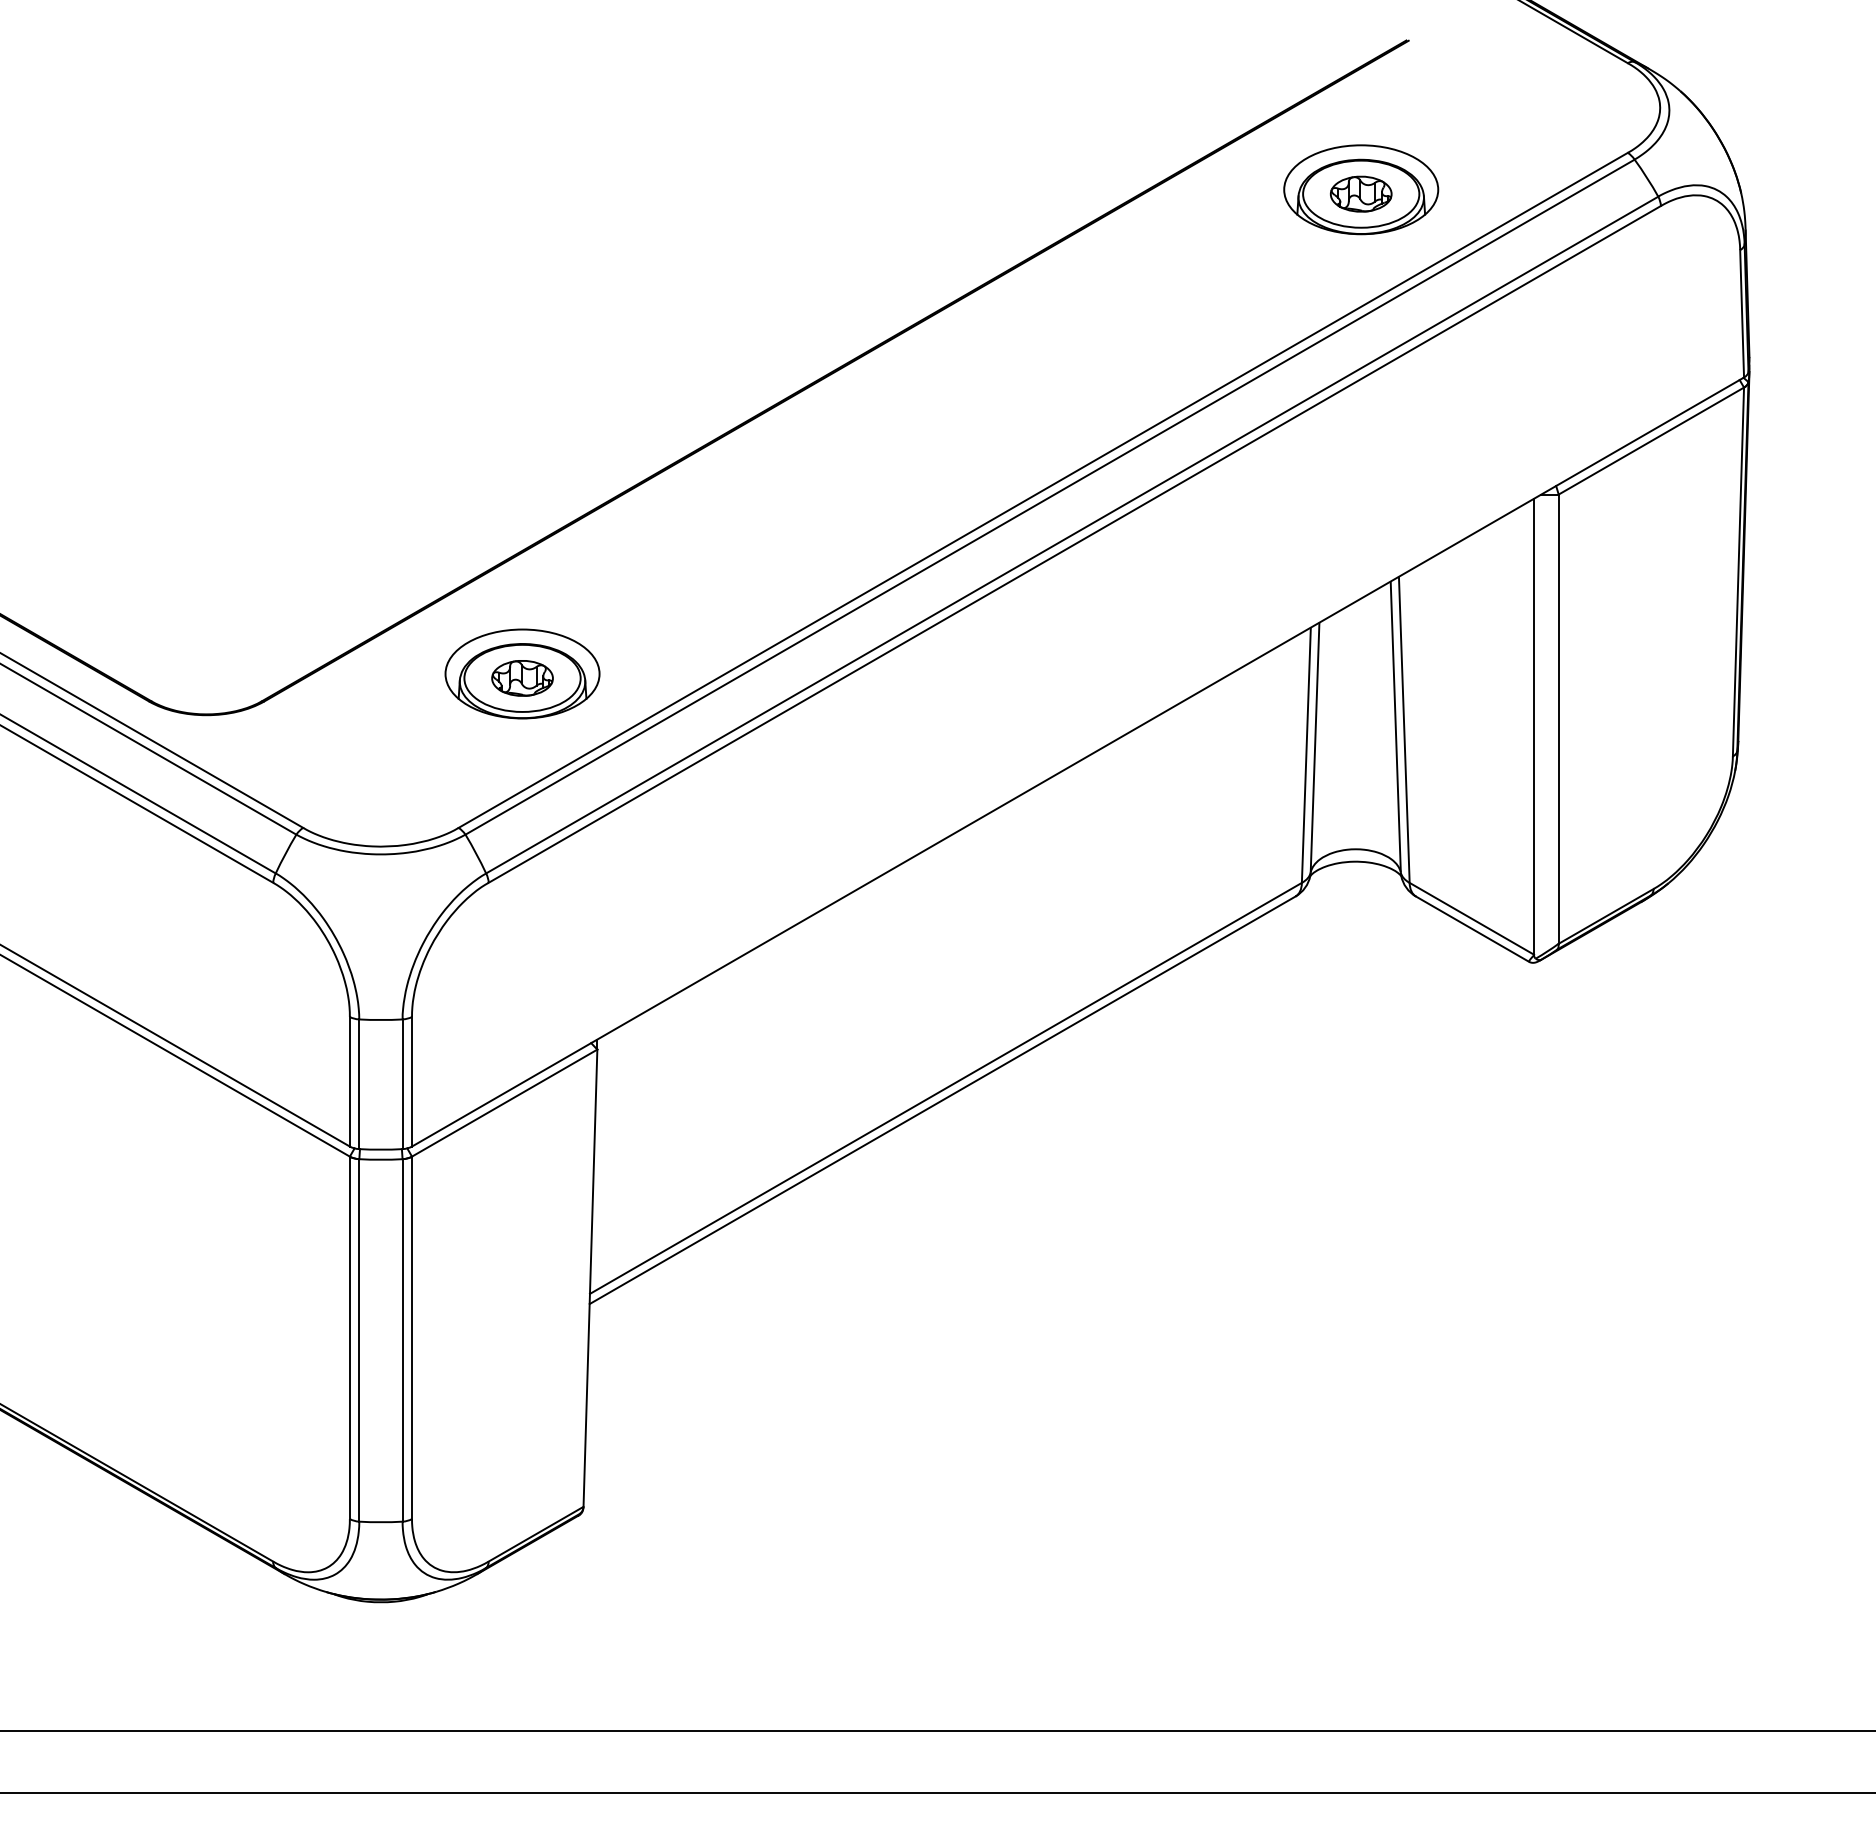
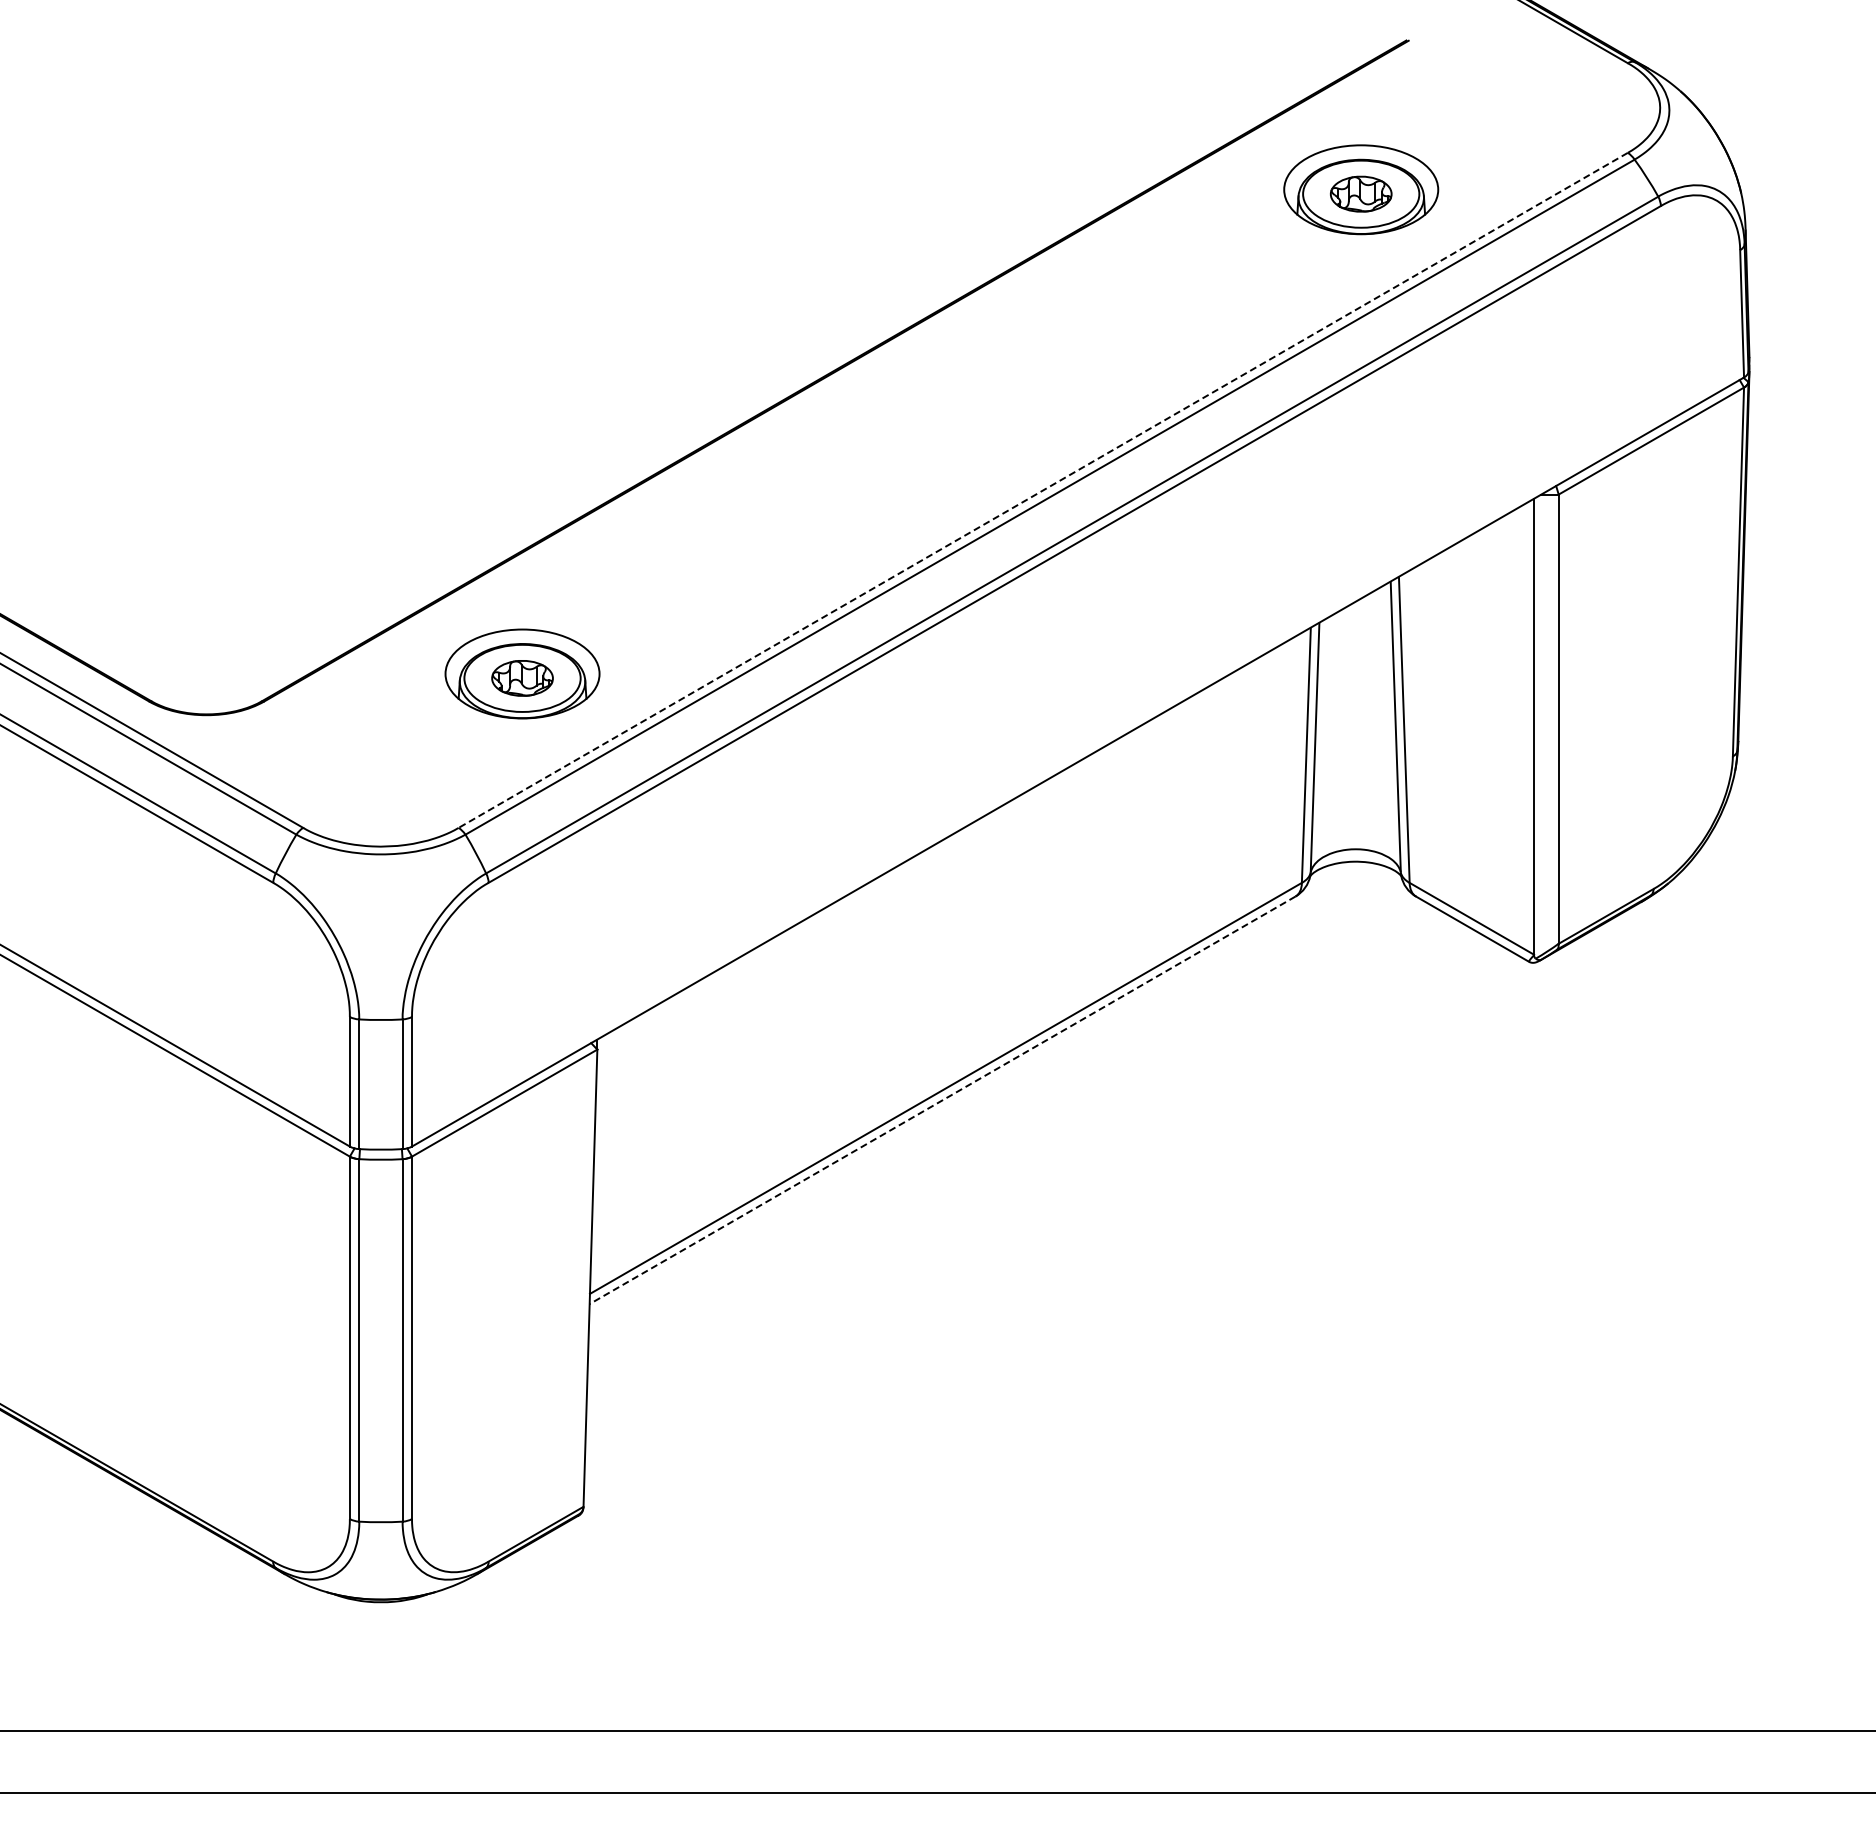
line: solid -> dashed (1042, 490)
line: solid -> dashed (942, 1100)
